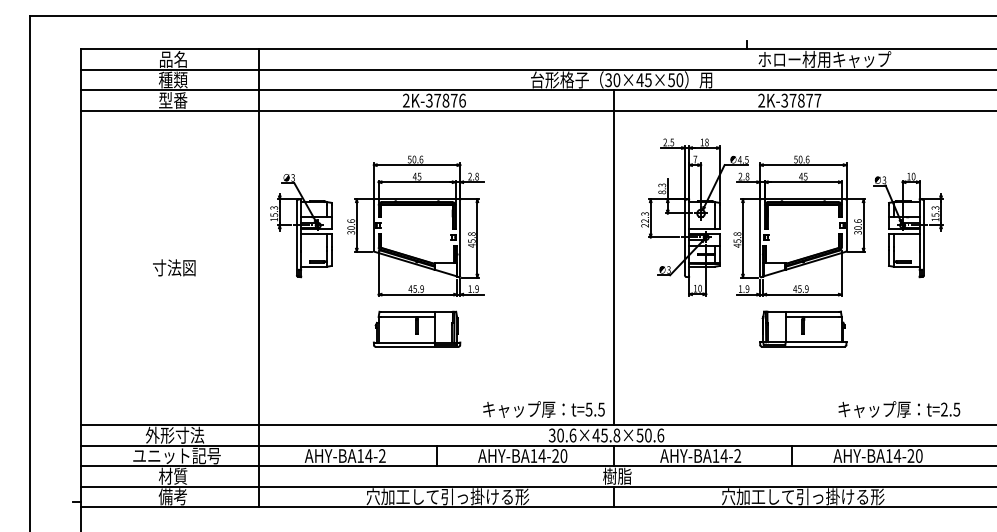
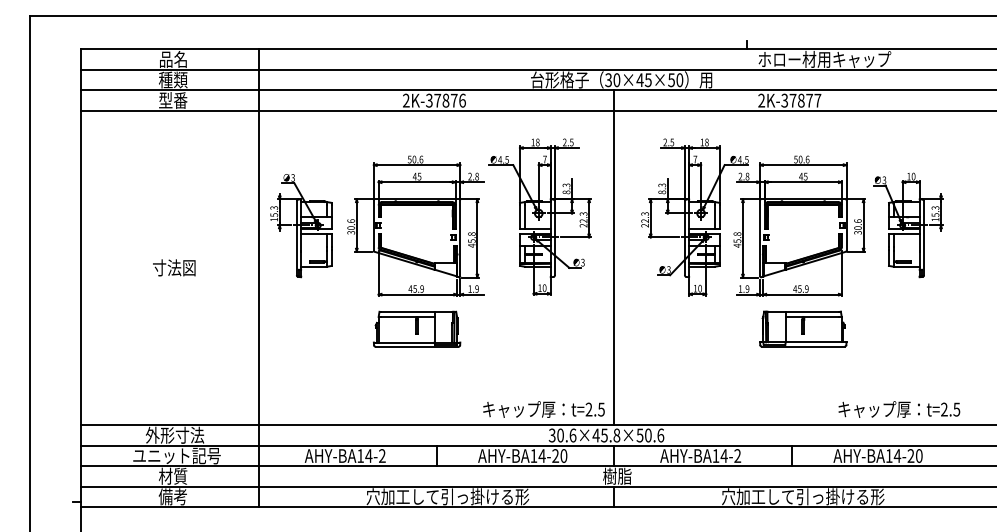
part: none -> present (539, 216)
text: t=5.5 -> t=2.5 (588, 409)
